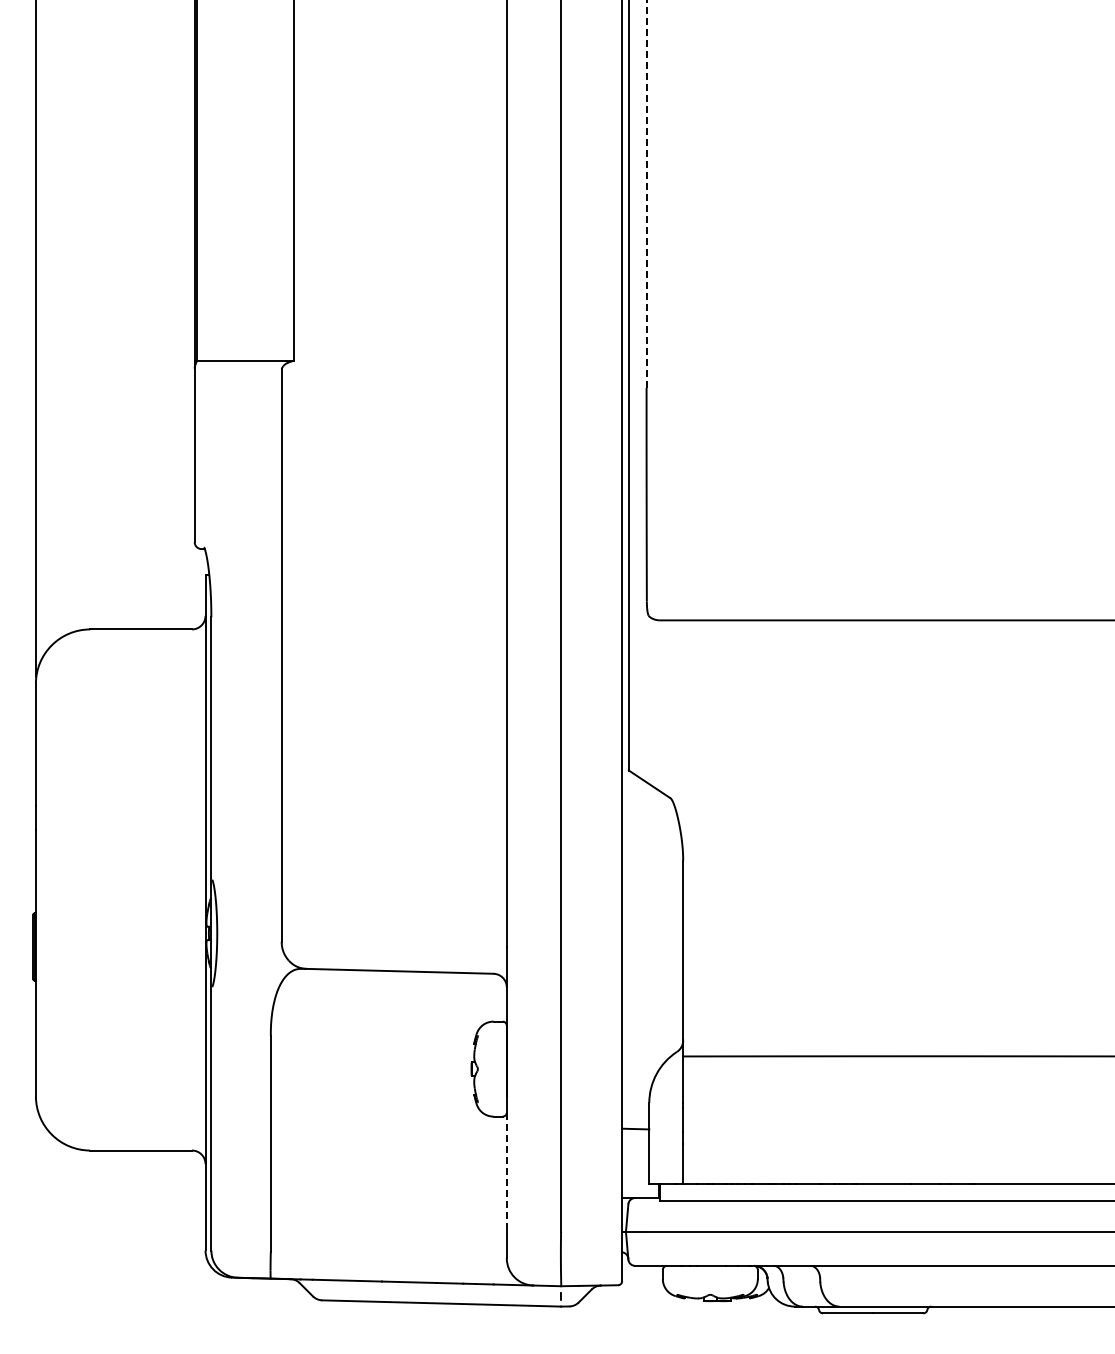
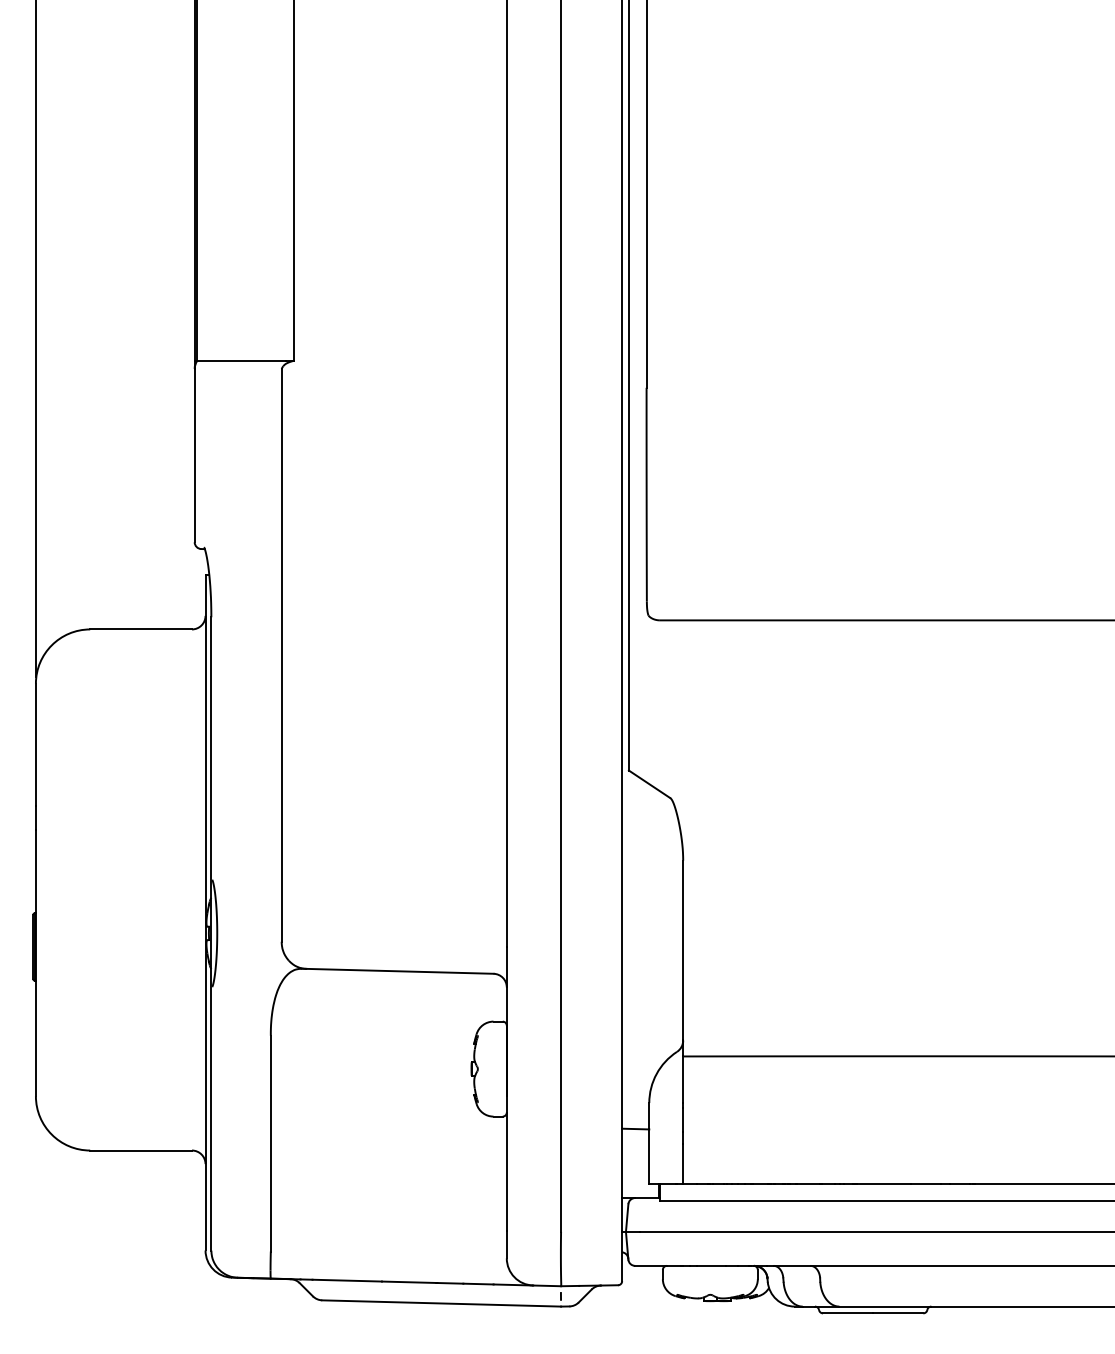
line: dashed -> solid (646, 194)
line: dashed -> solid (506, 1172)
